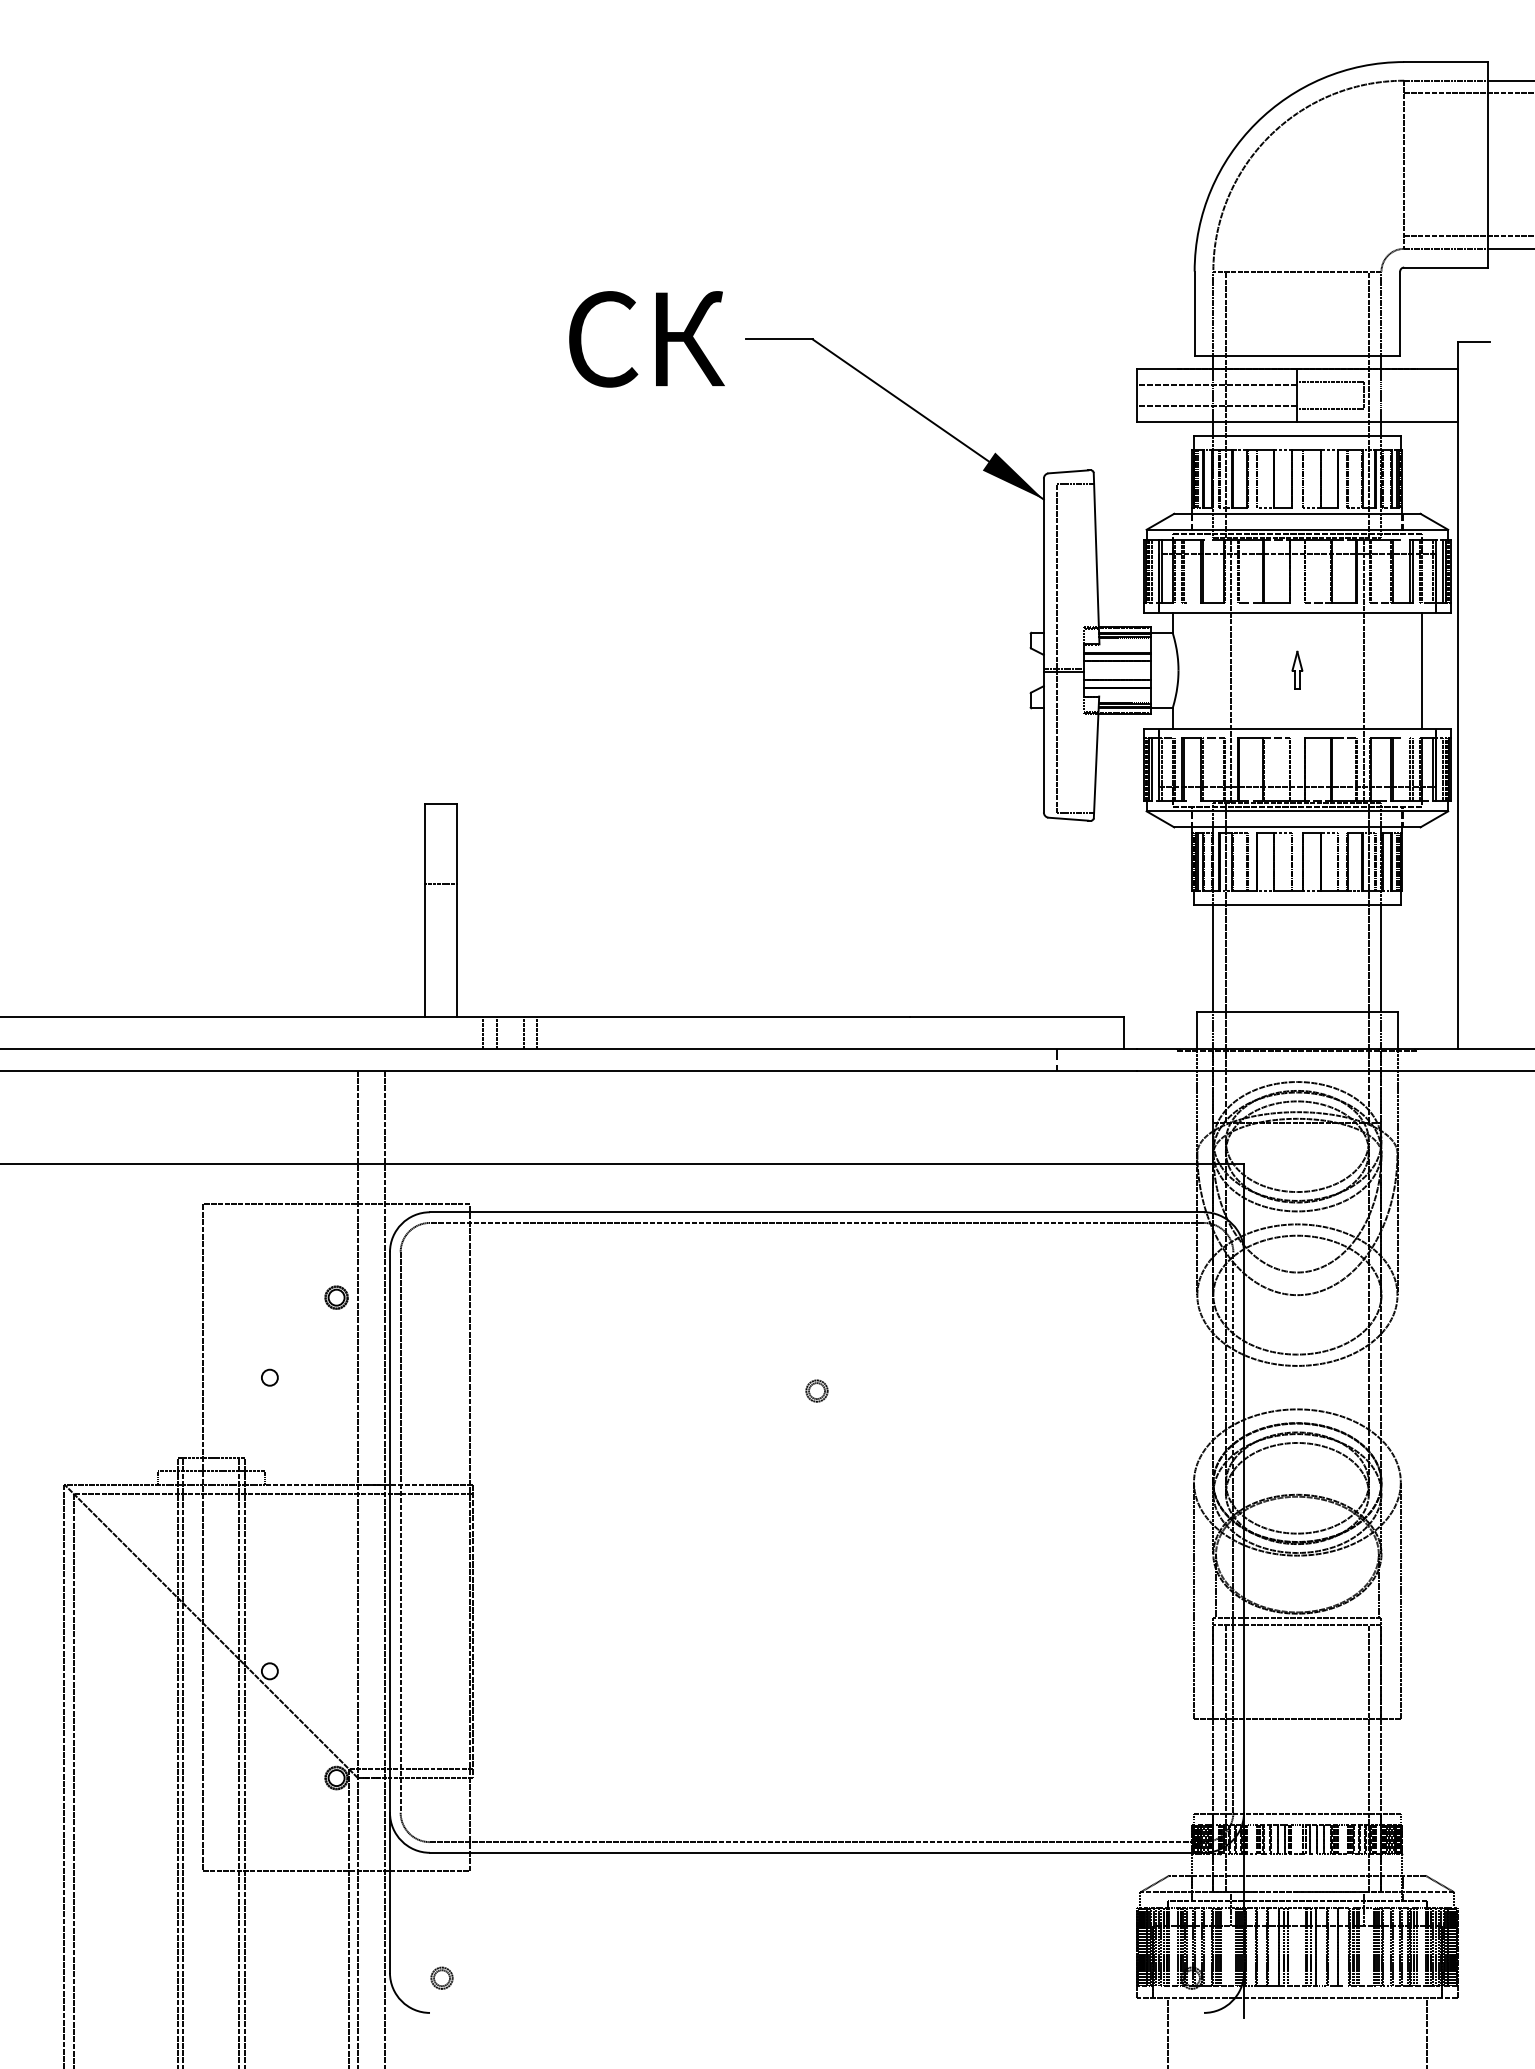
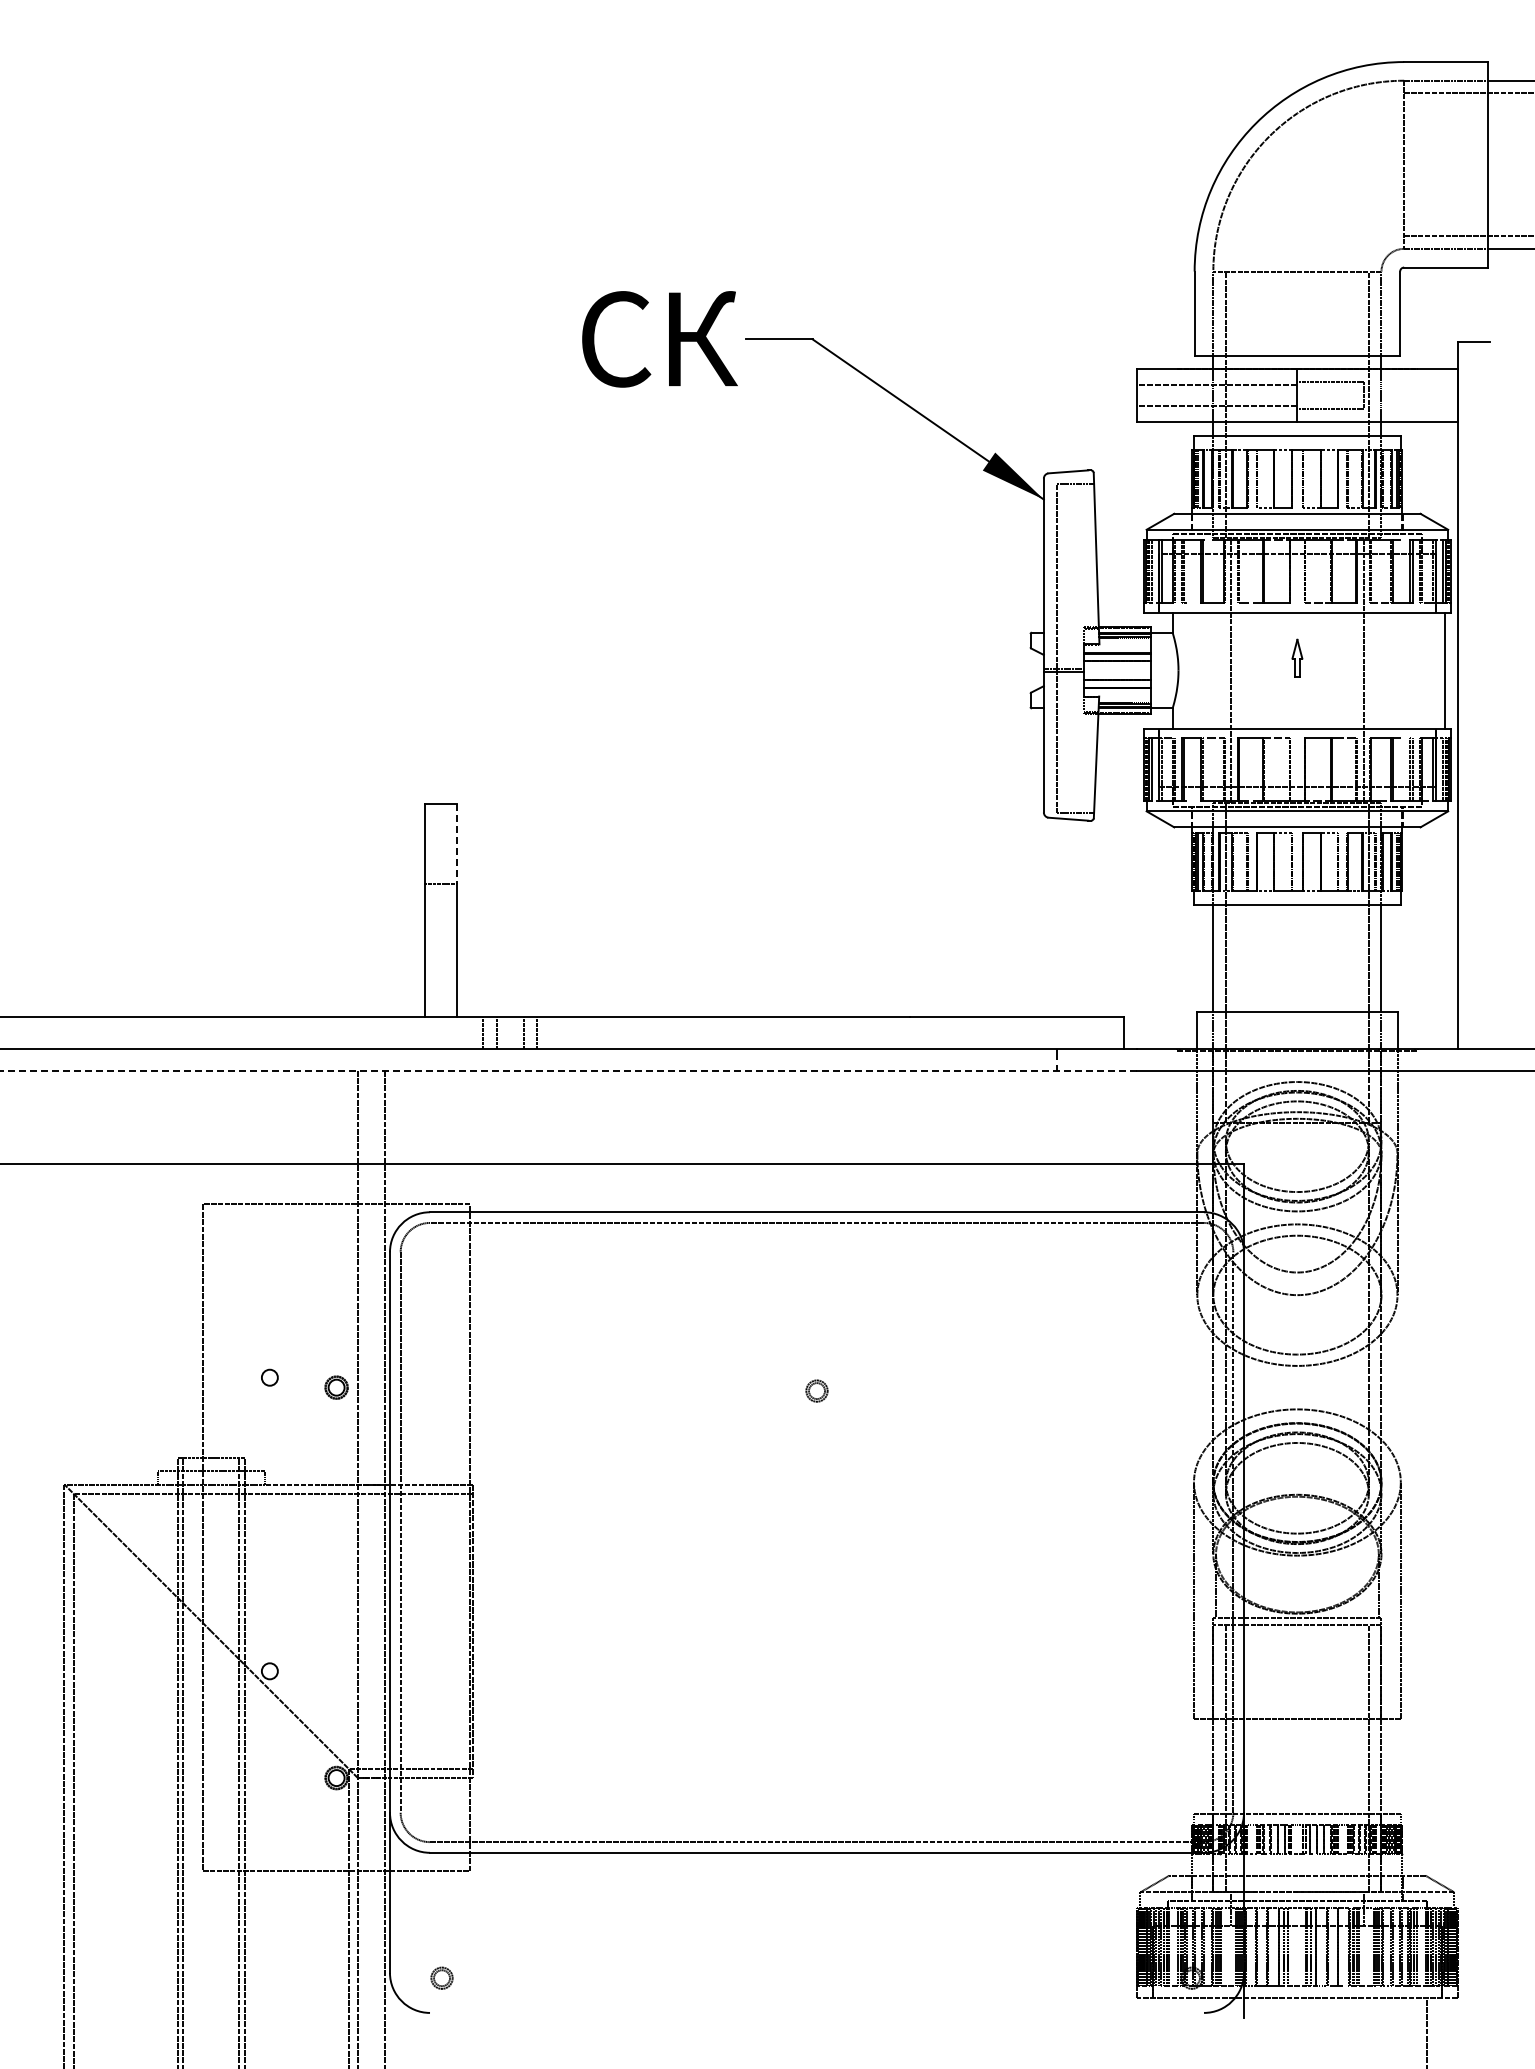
text position: (646, 339) -> (659, 339) (659, 339)
part position: (1297, 669) -> (1297, 657) (1297, 657)
line position: (1422, 670) -> (1445, 670) (1445, 670)
line: solid -> dashed (456, 844)
line: solid -> dashed (569, 1070)
part position: (336, 1297) -> (336, 1387) (336, 1387)
line: present -> none (1167, 2031)
